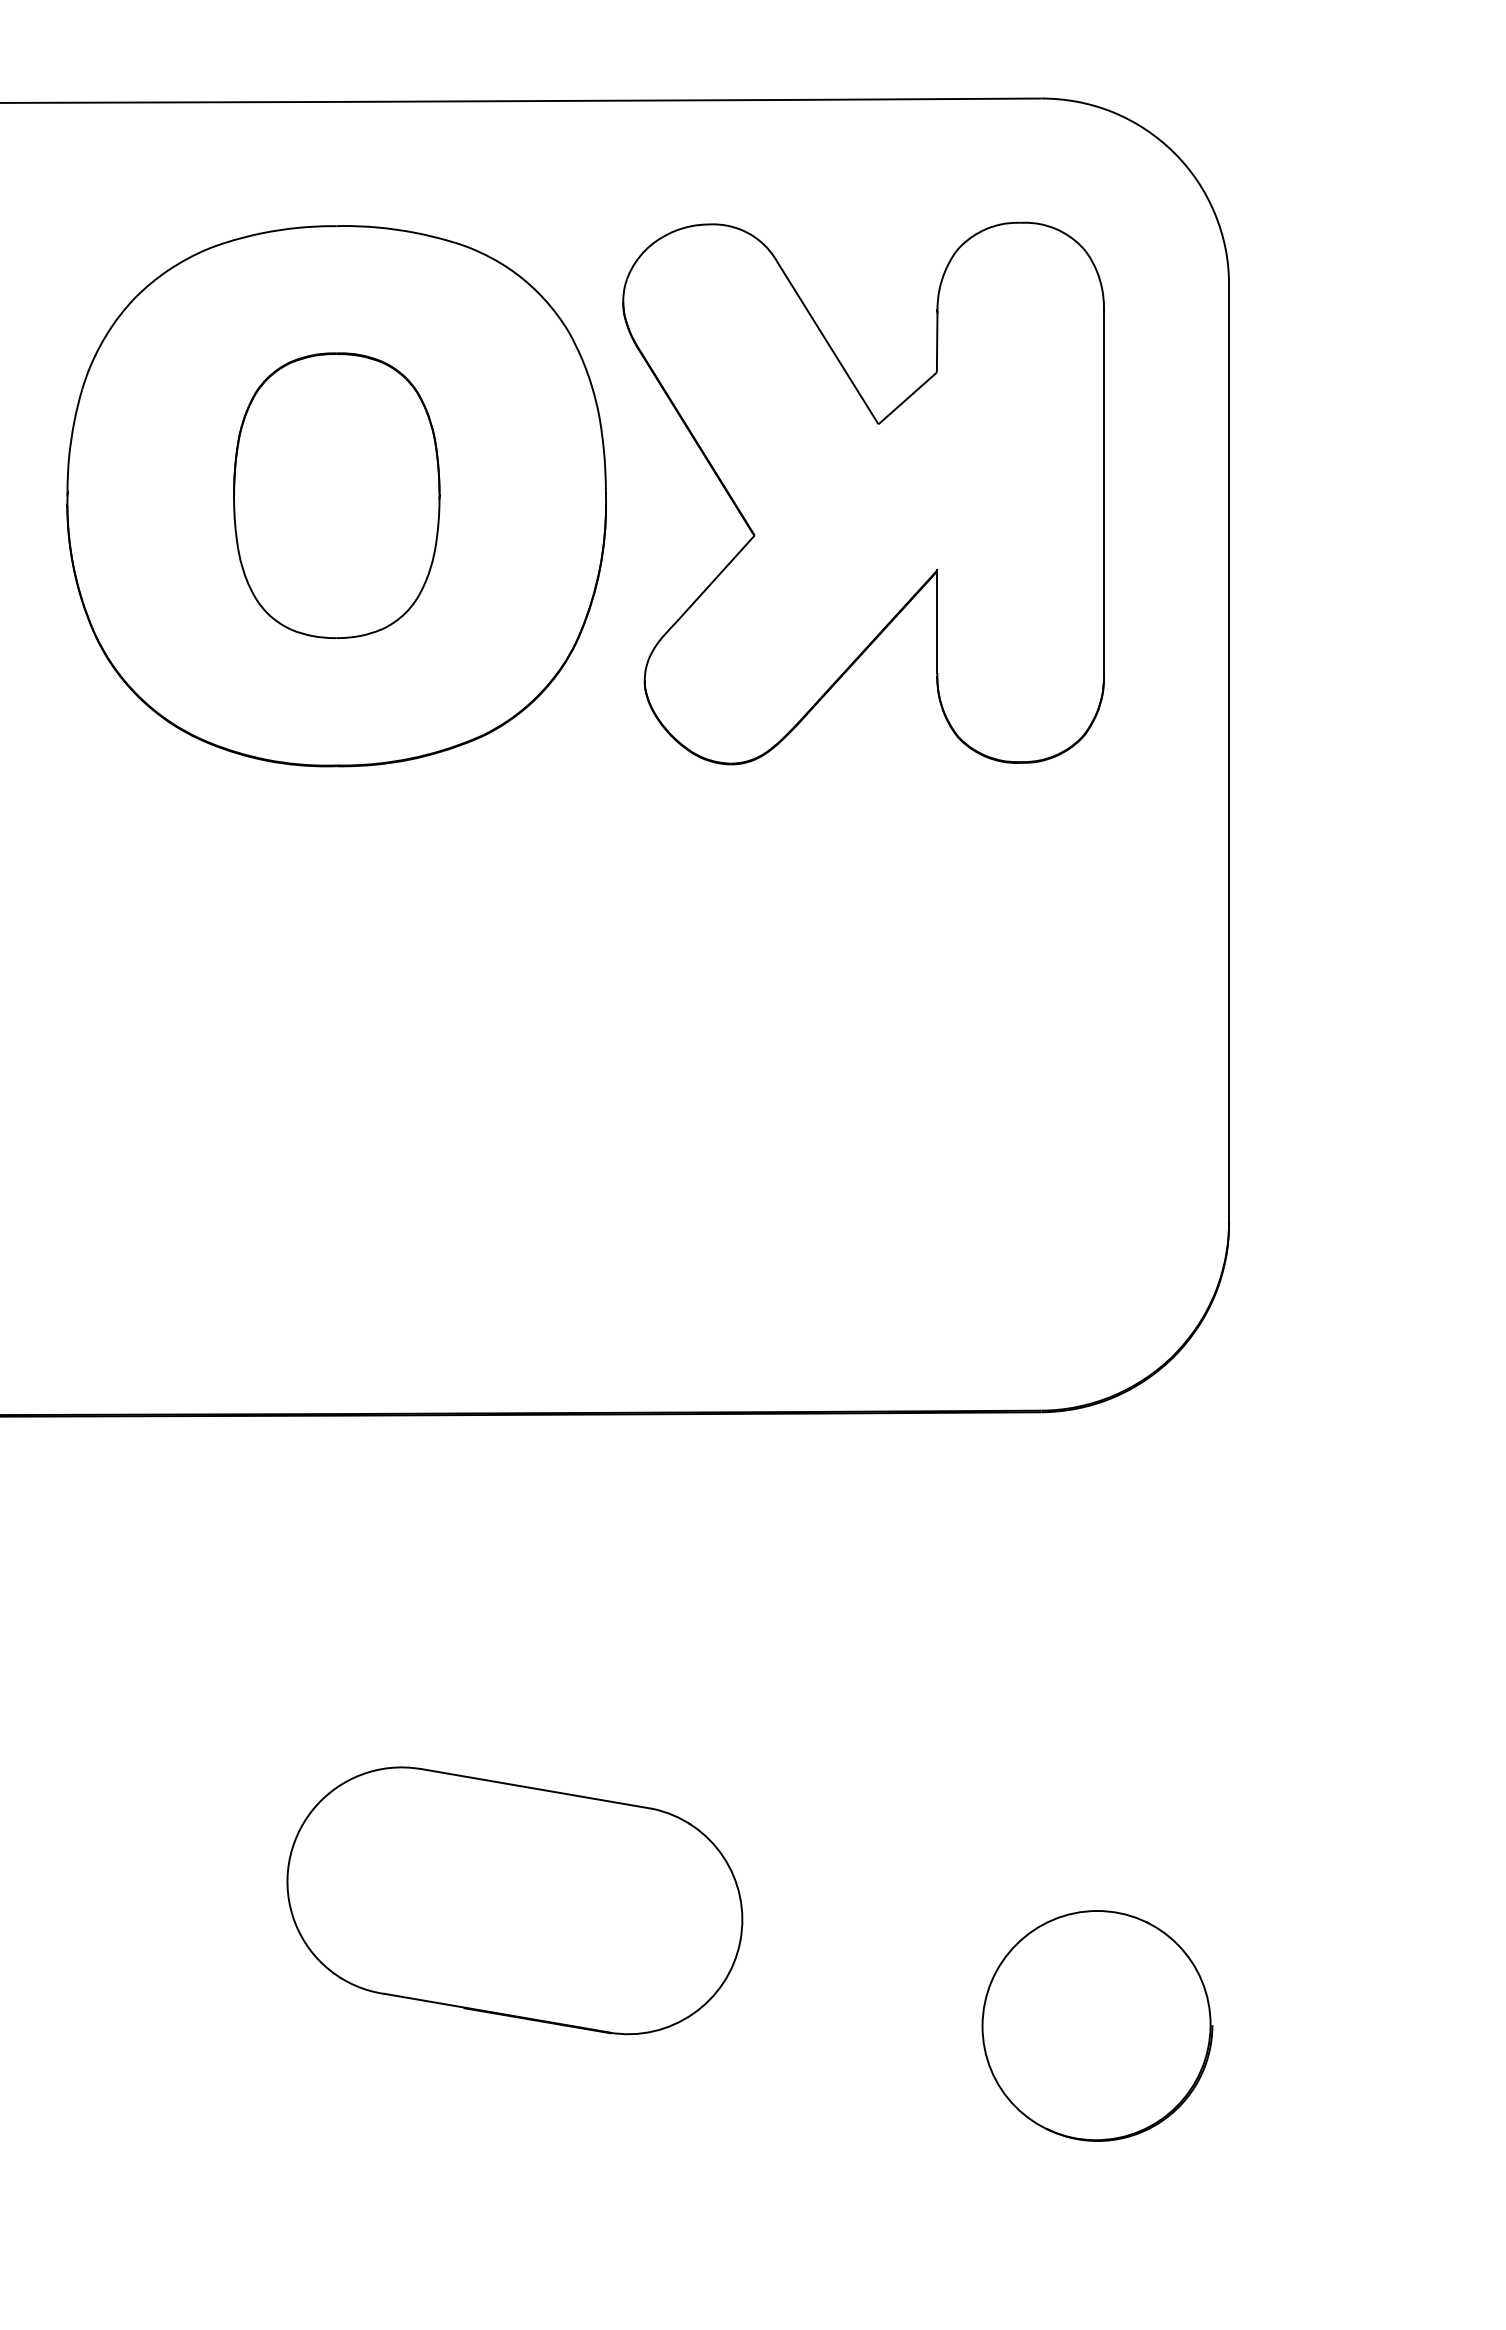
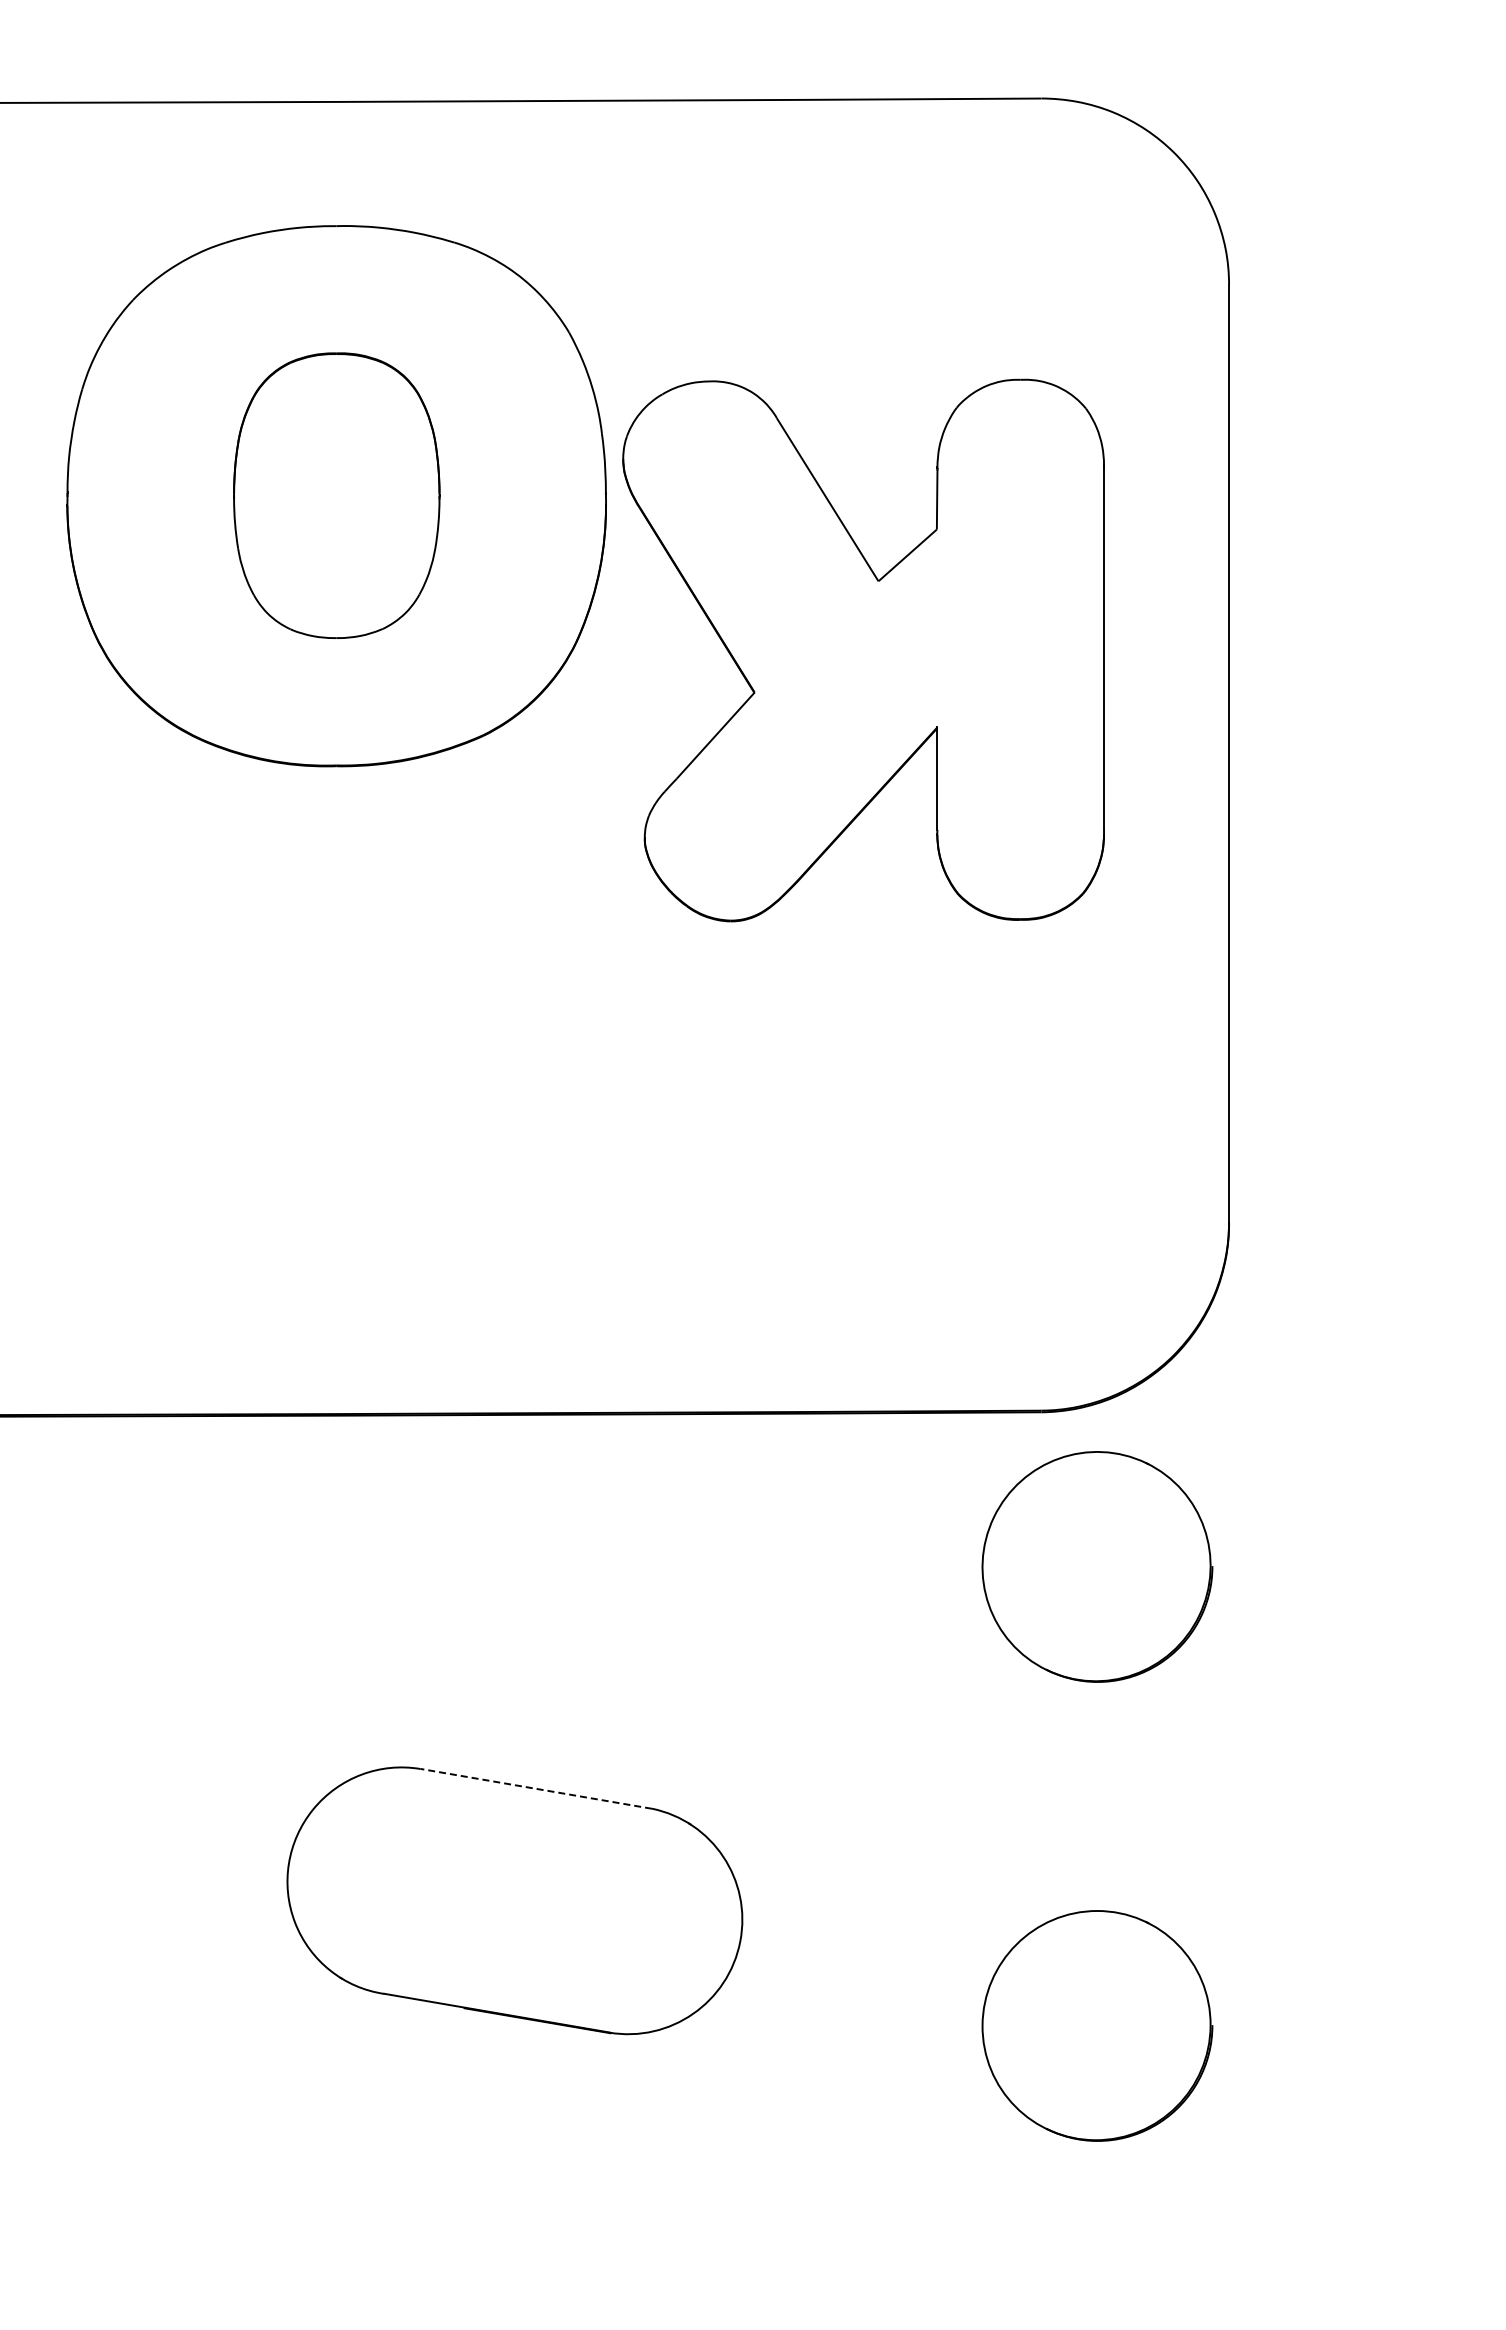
part position: (863, 493) -> (863, 650) (863, 650)
part: none -> present (1097, 1566)
line: solid -> dashed (535, 1788)
